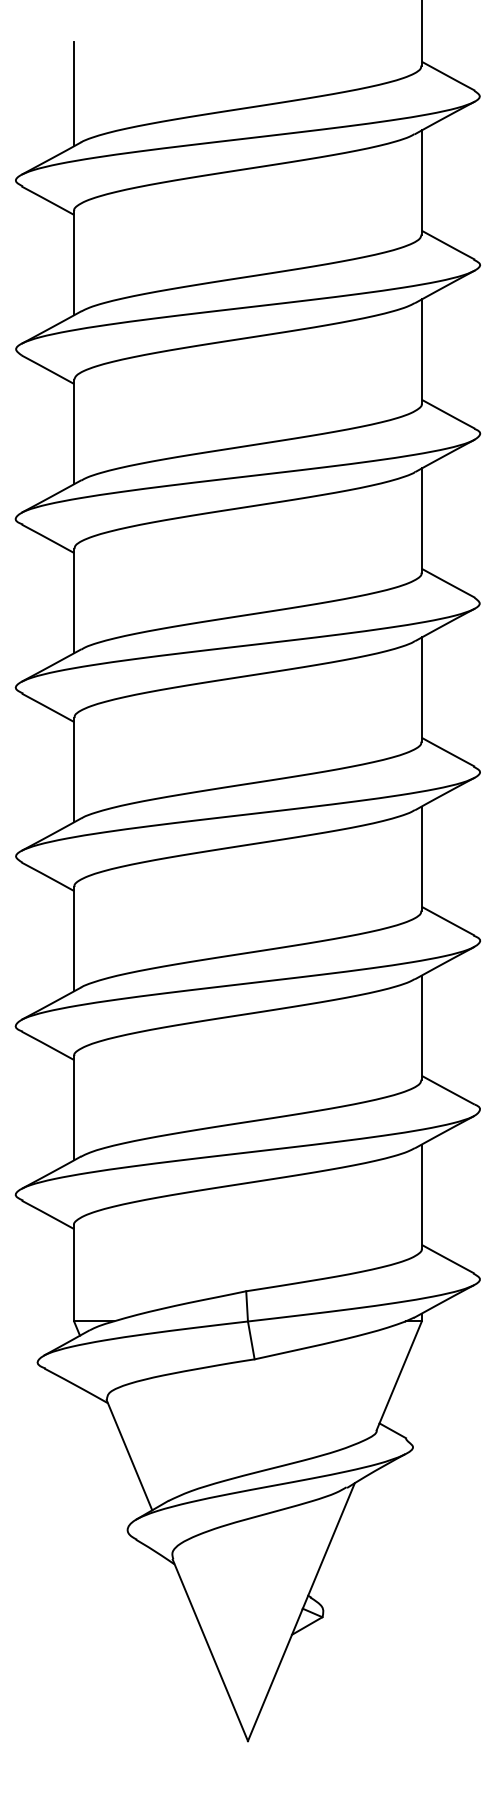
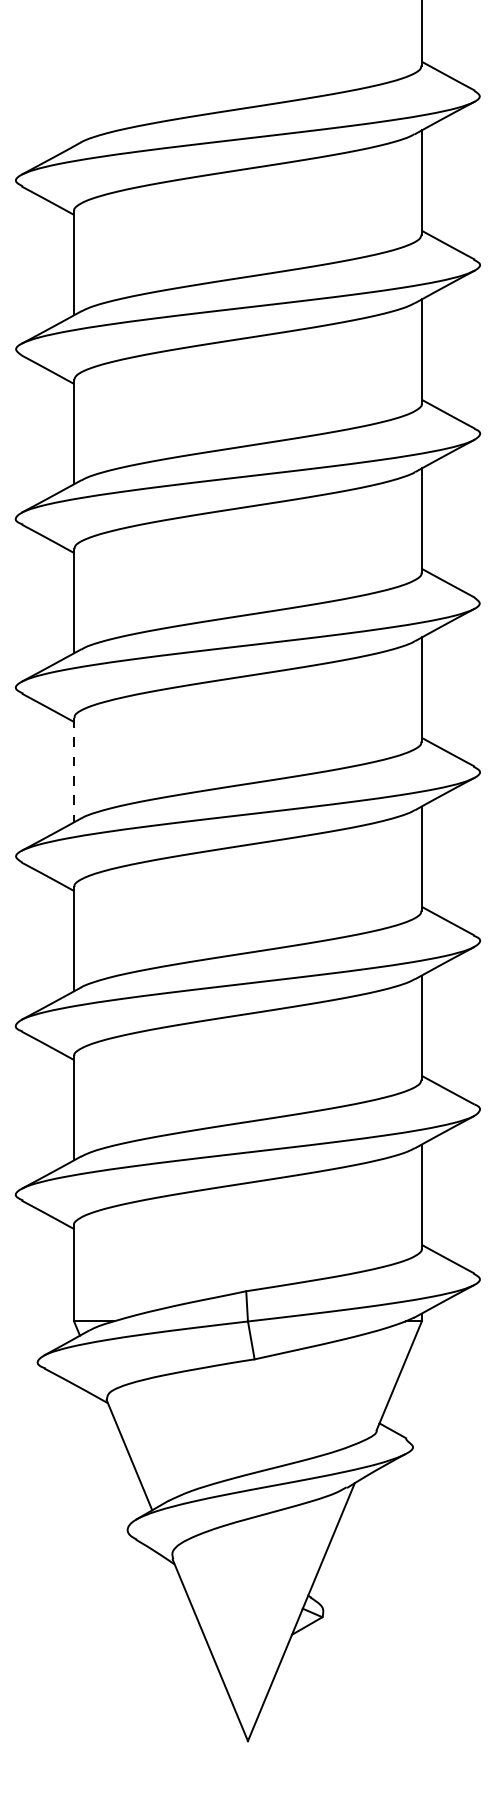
line: present -> none (74, 94)
line: solid -> dashed (74, 770)
